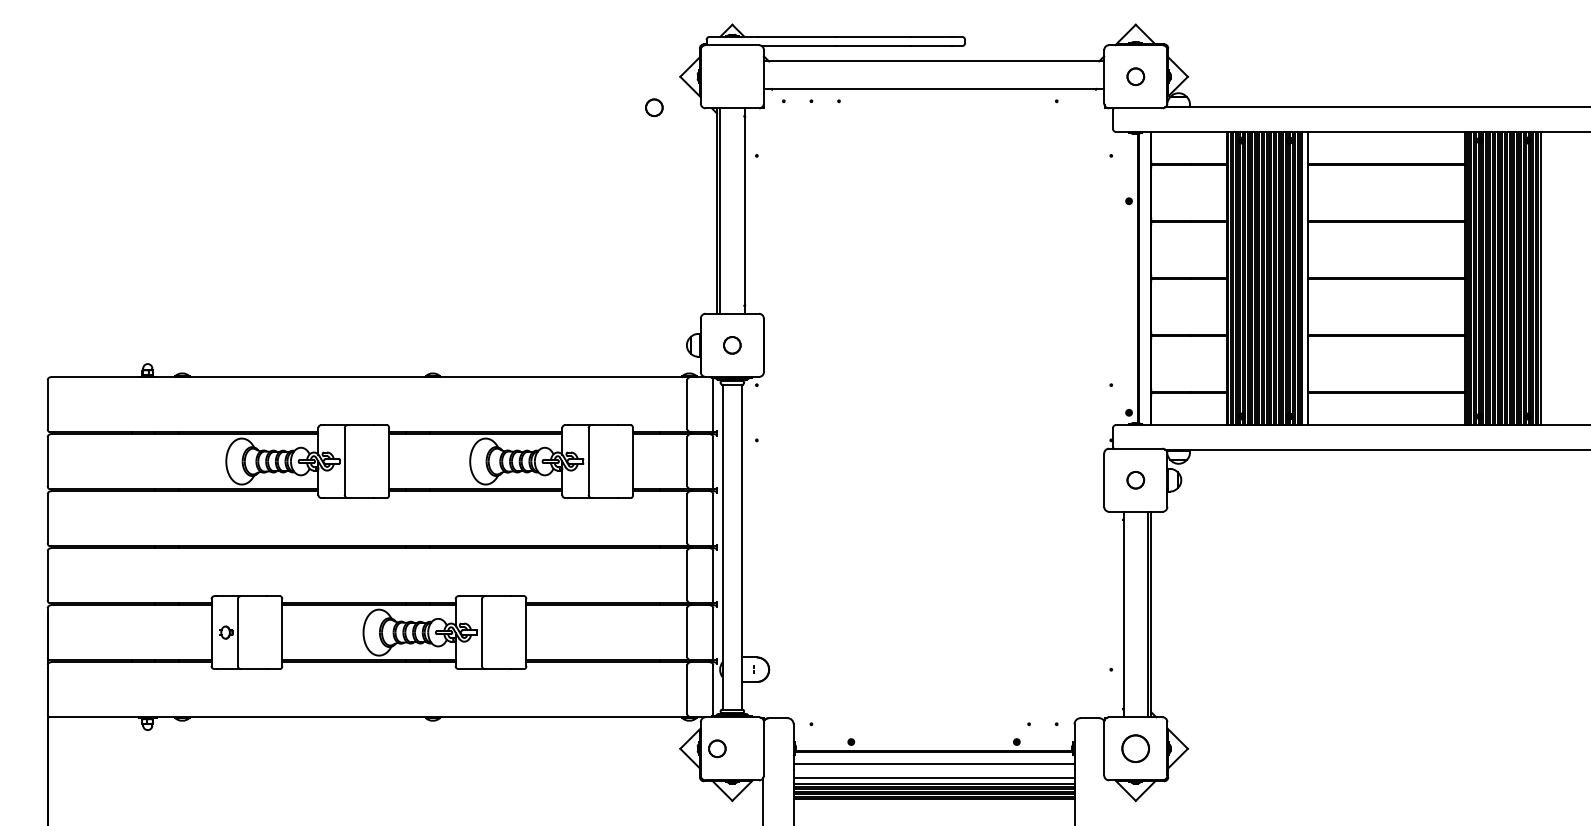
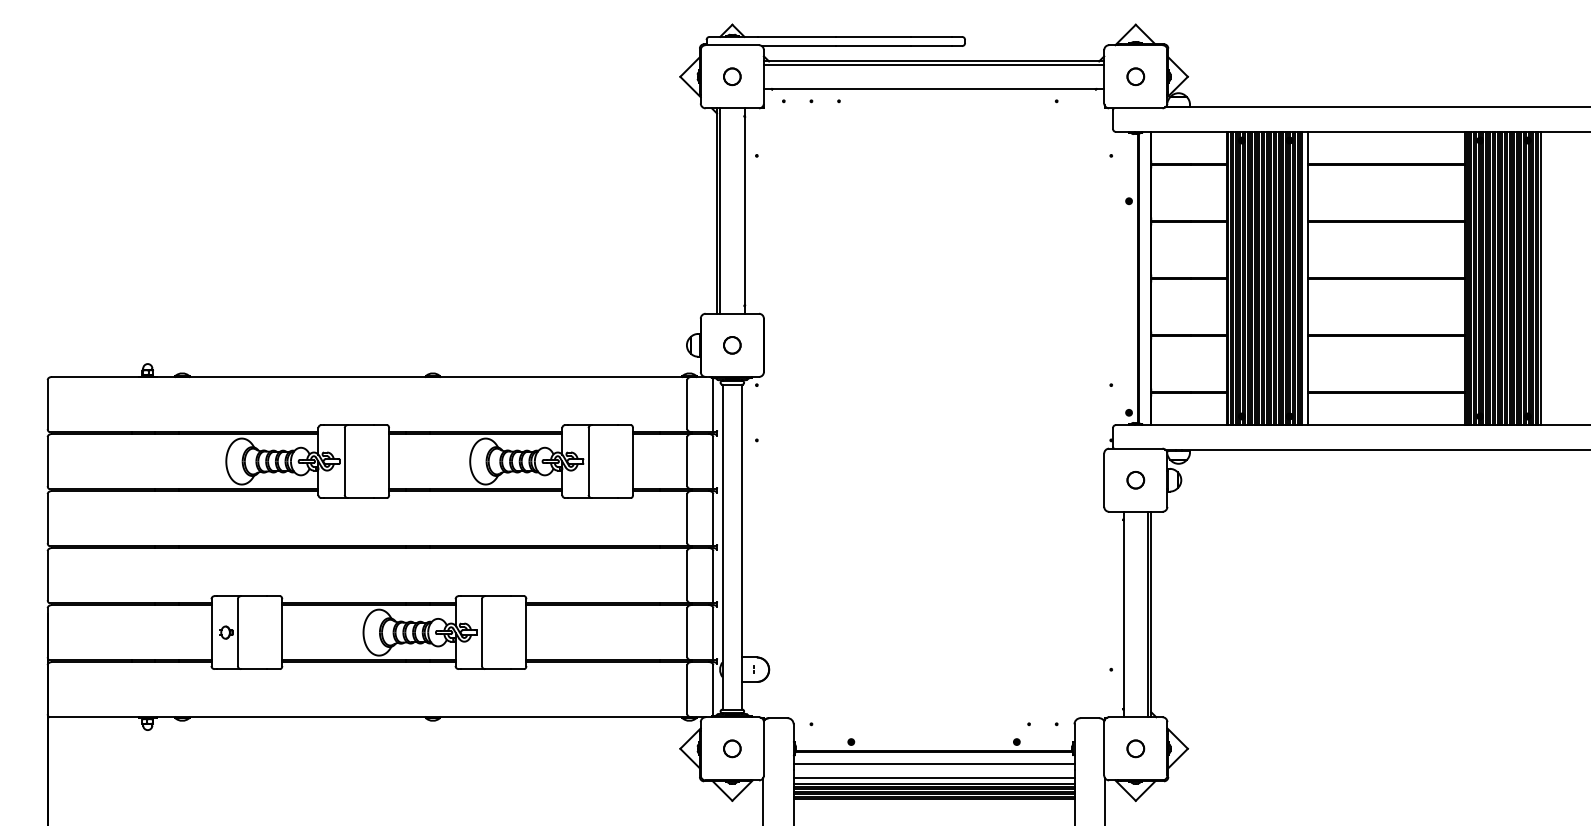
line: none -> present (933, 64)
part position: (654, 107) -> (732, 76) (732, 76)
part position: (717, 748) -> (732, 748) (732, 748)
part size: 29x29 px -> 20x20 px (1135, 748)
line: none -> present (1105, 800)
